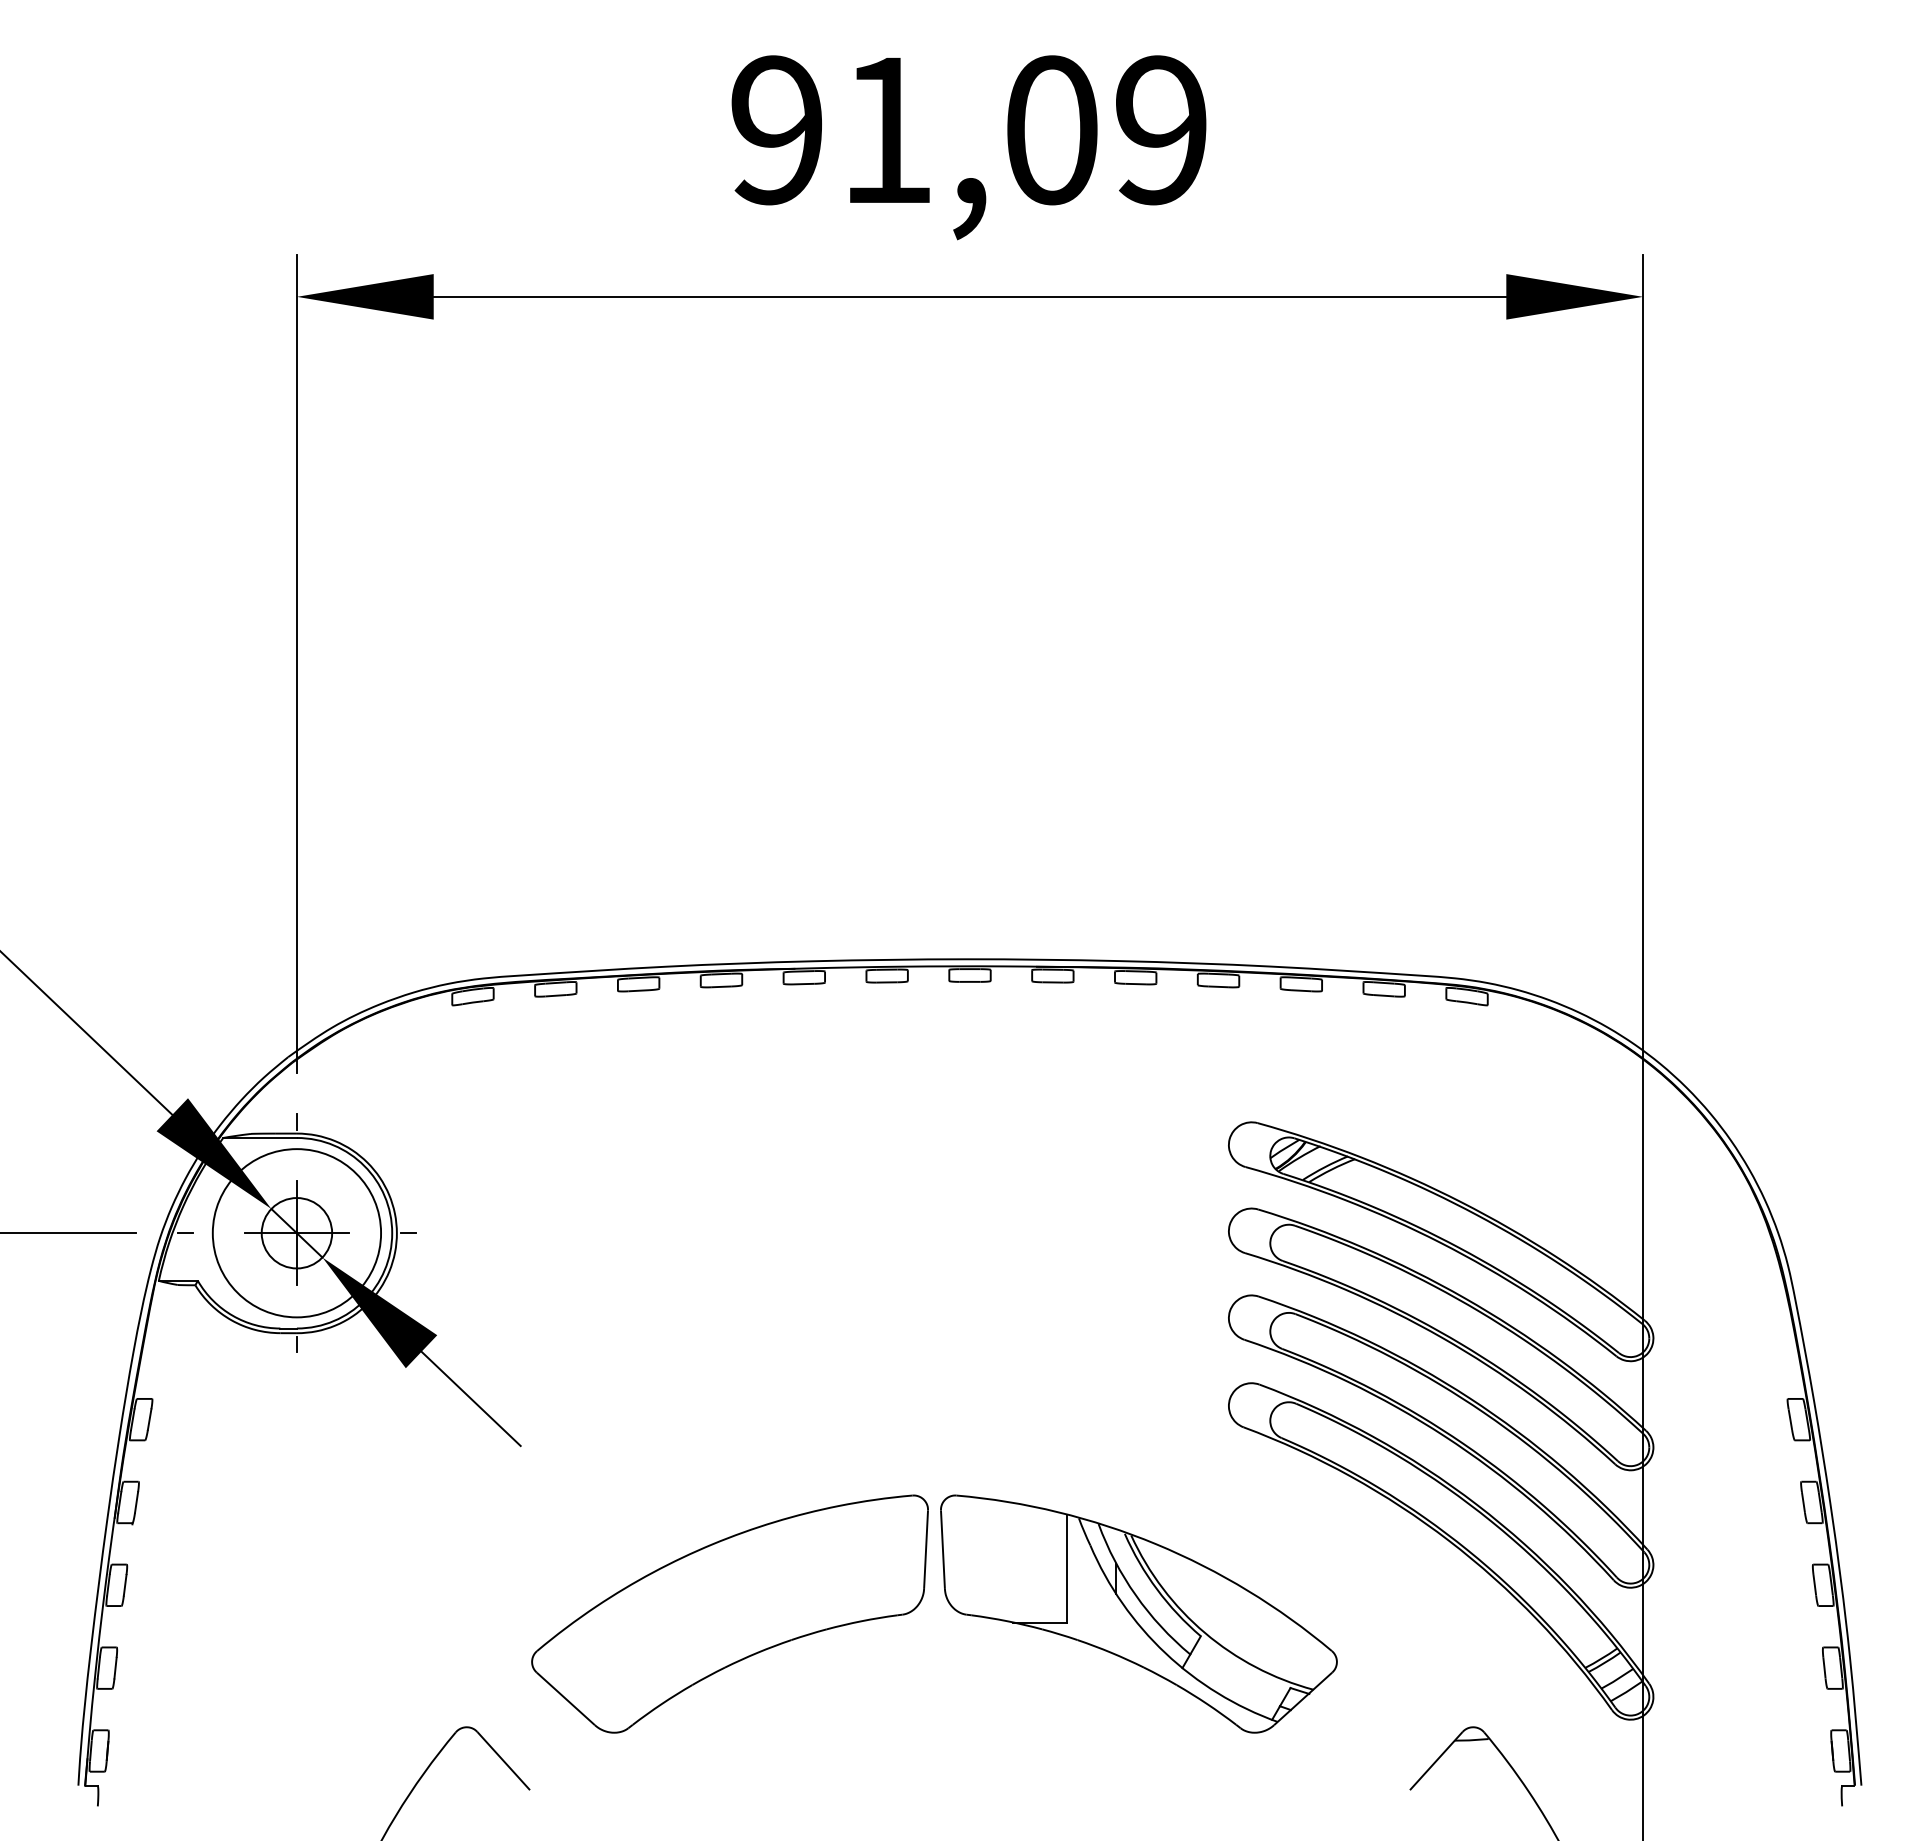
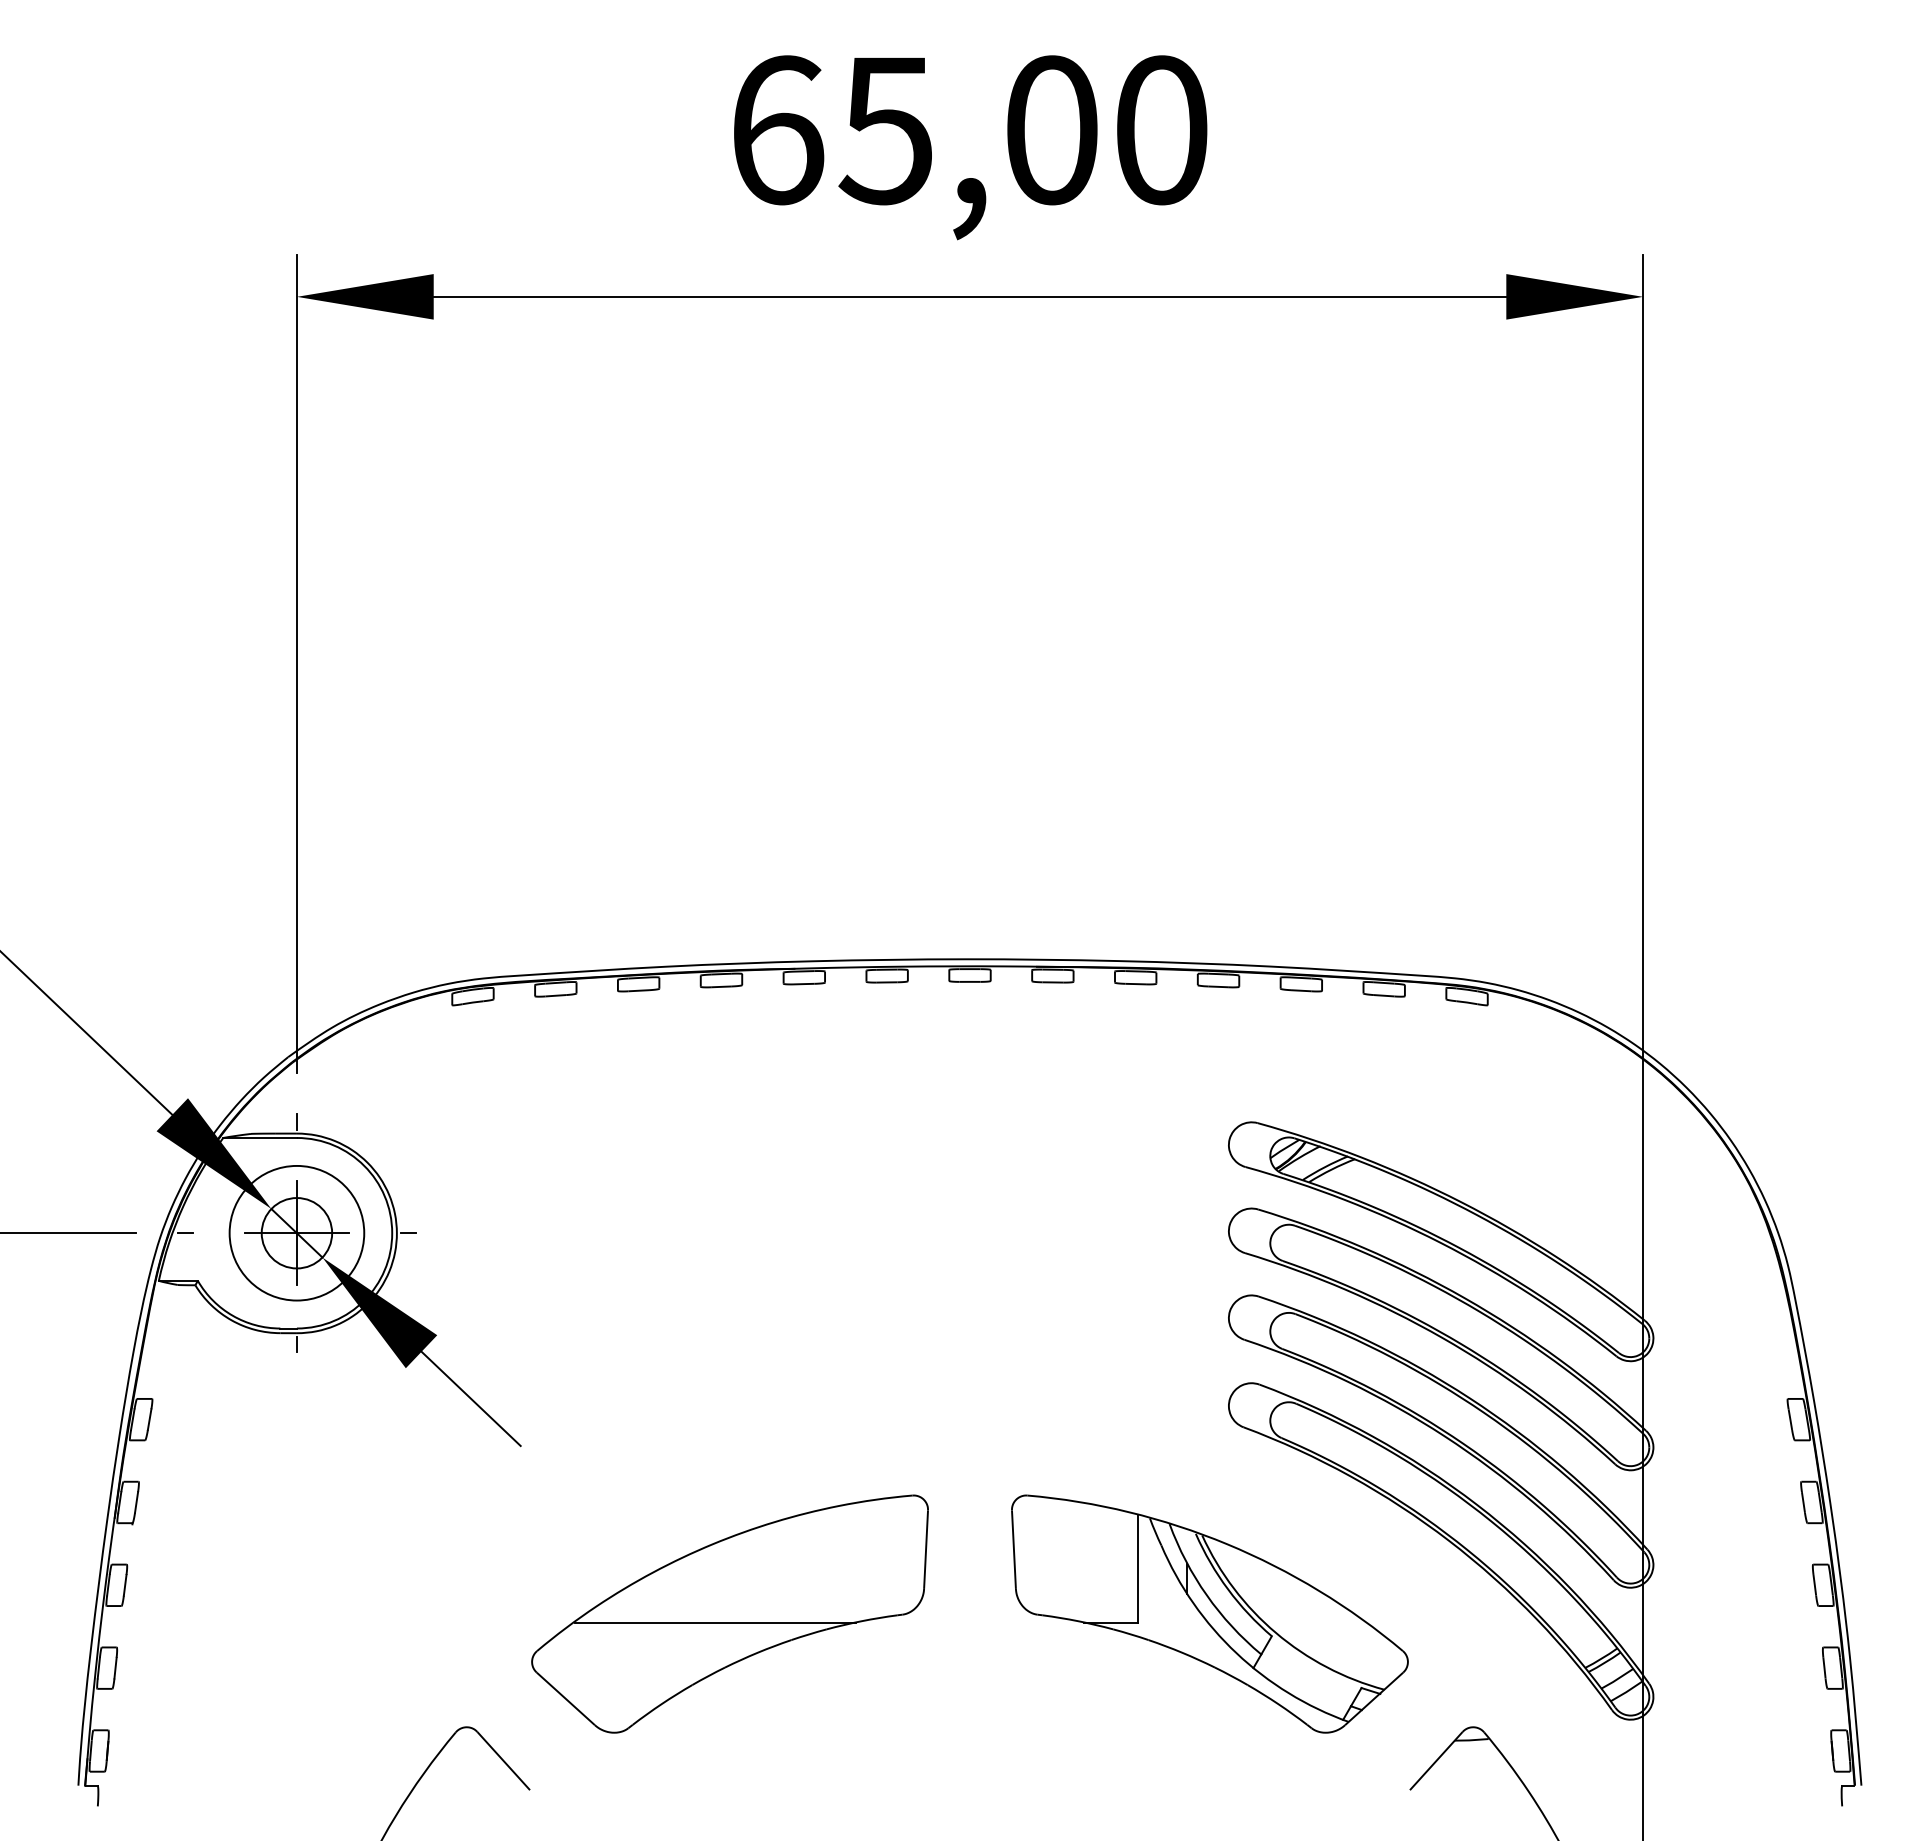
text: 91,09 -> 65,00 (969, 130)
circle diameter: 168 px -> 135 px (296, 1232)
part position: (1138, 1613) -> (1209, 1613) (1209, 1613)
line: none -> present (714, 1622)
